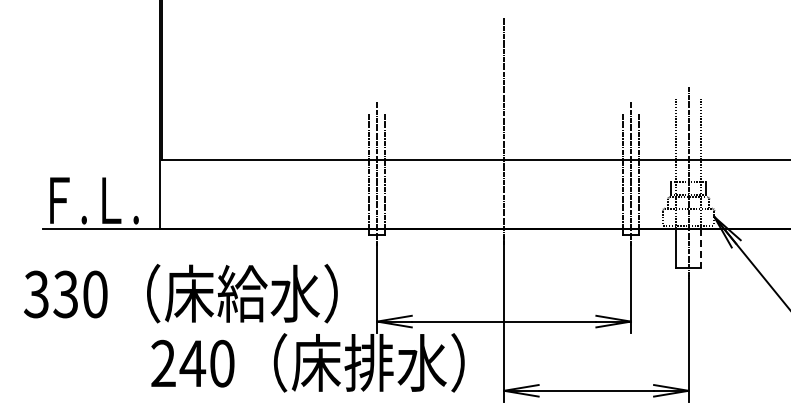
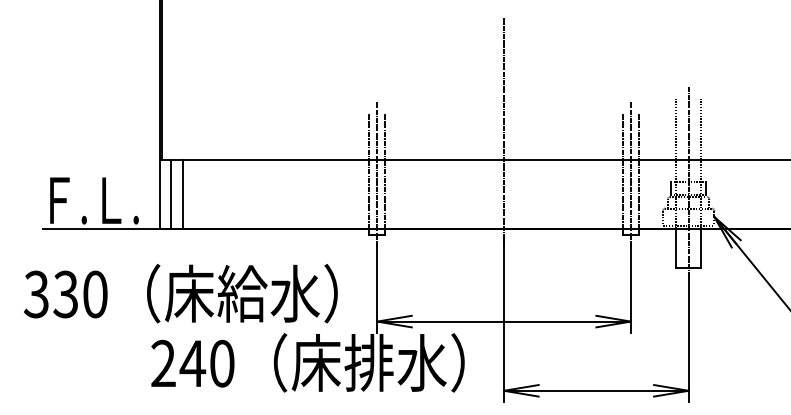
line: none -> present (171, 194)
line: none -> present (182, 194)
line: dashed -> solid (700, 249)
